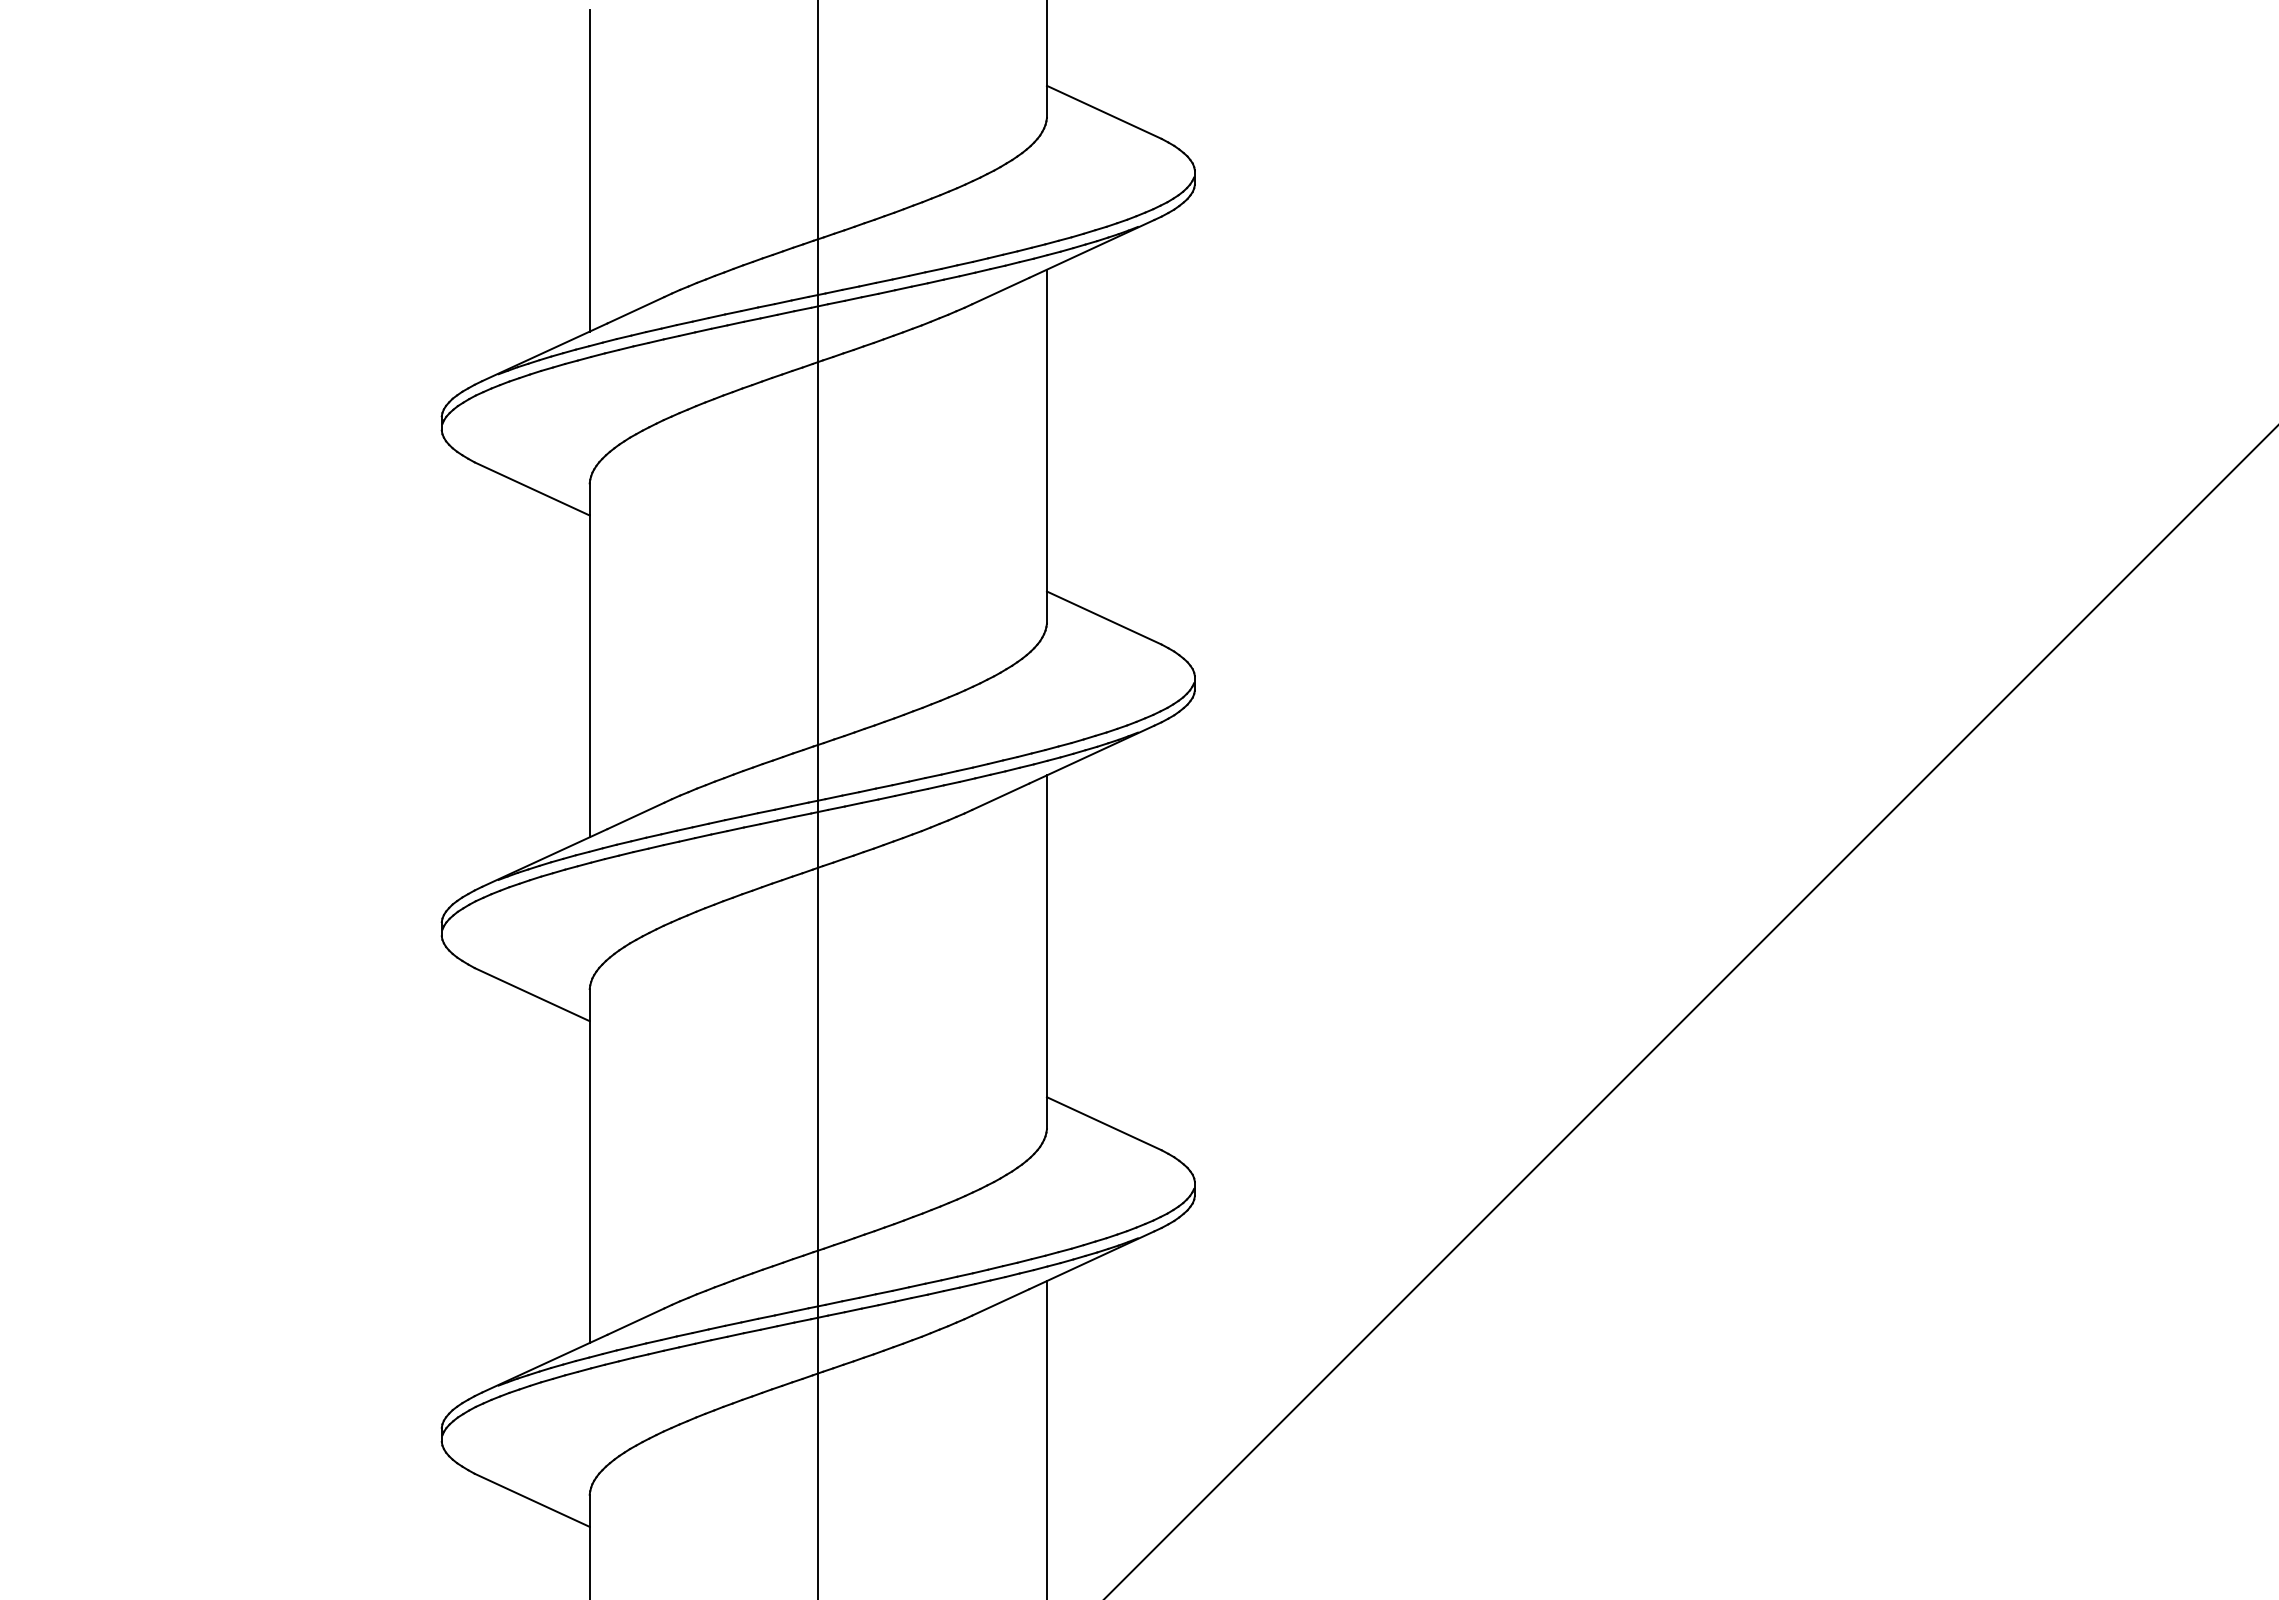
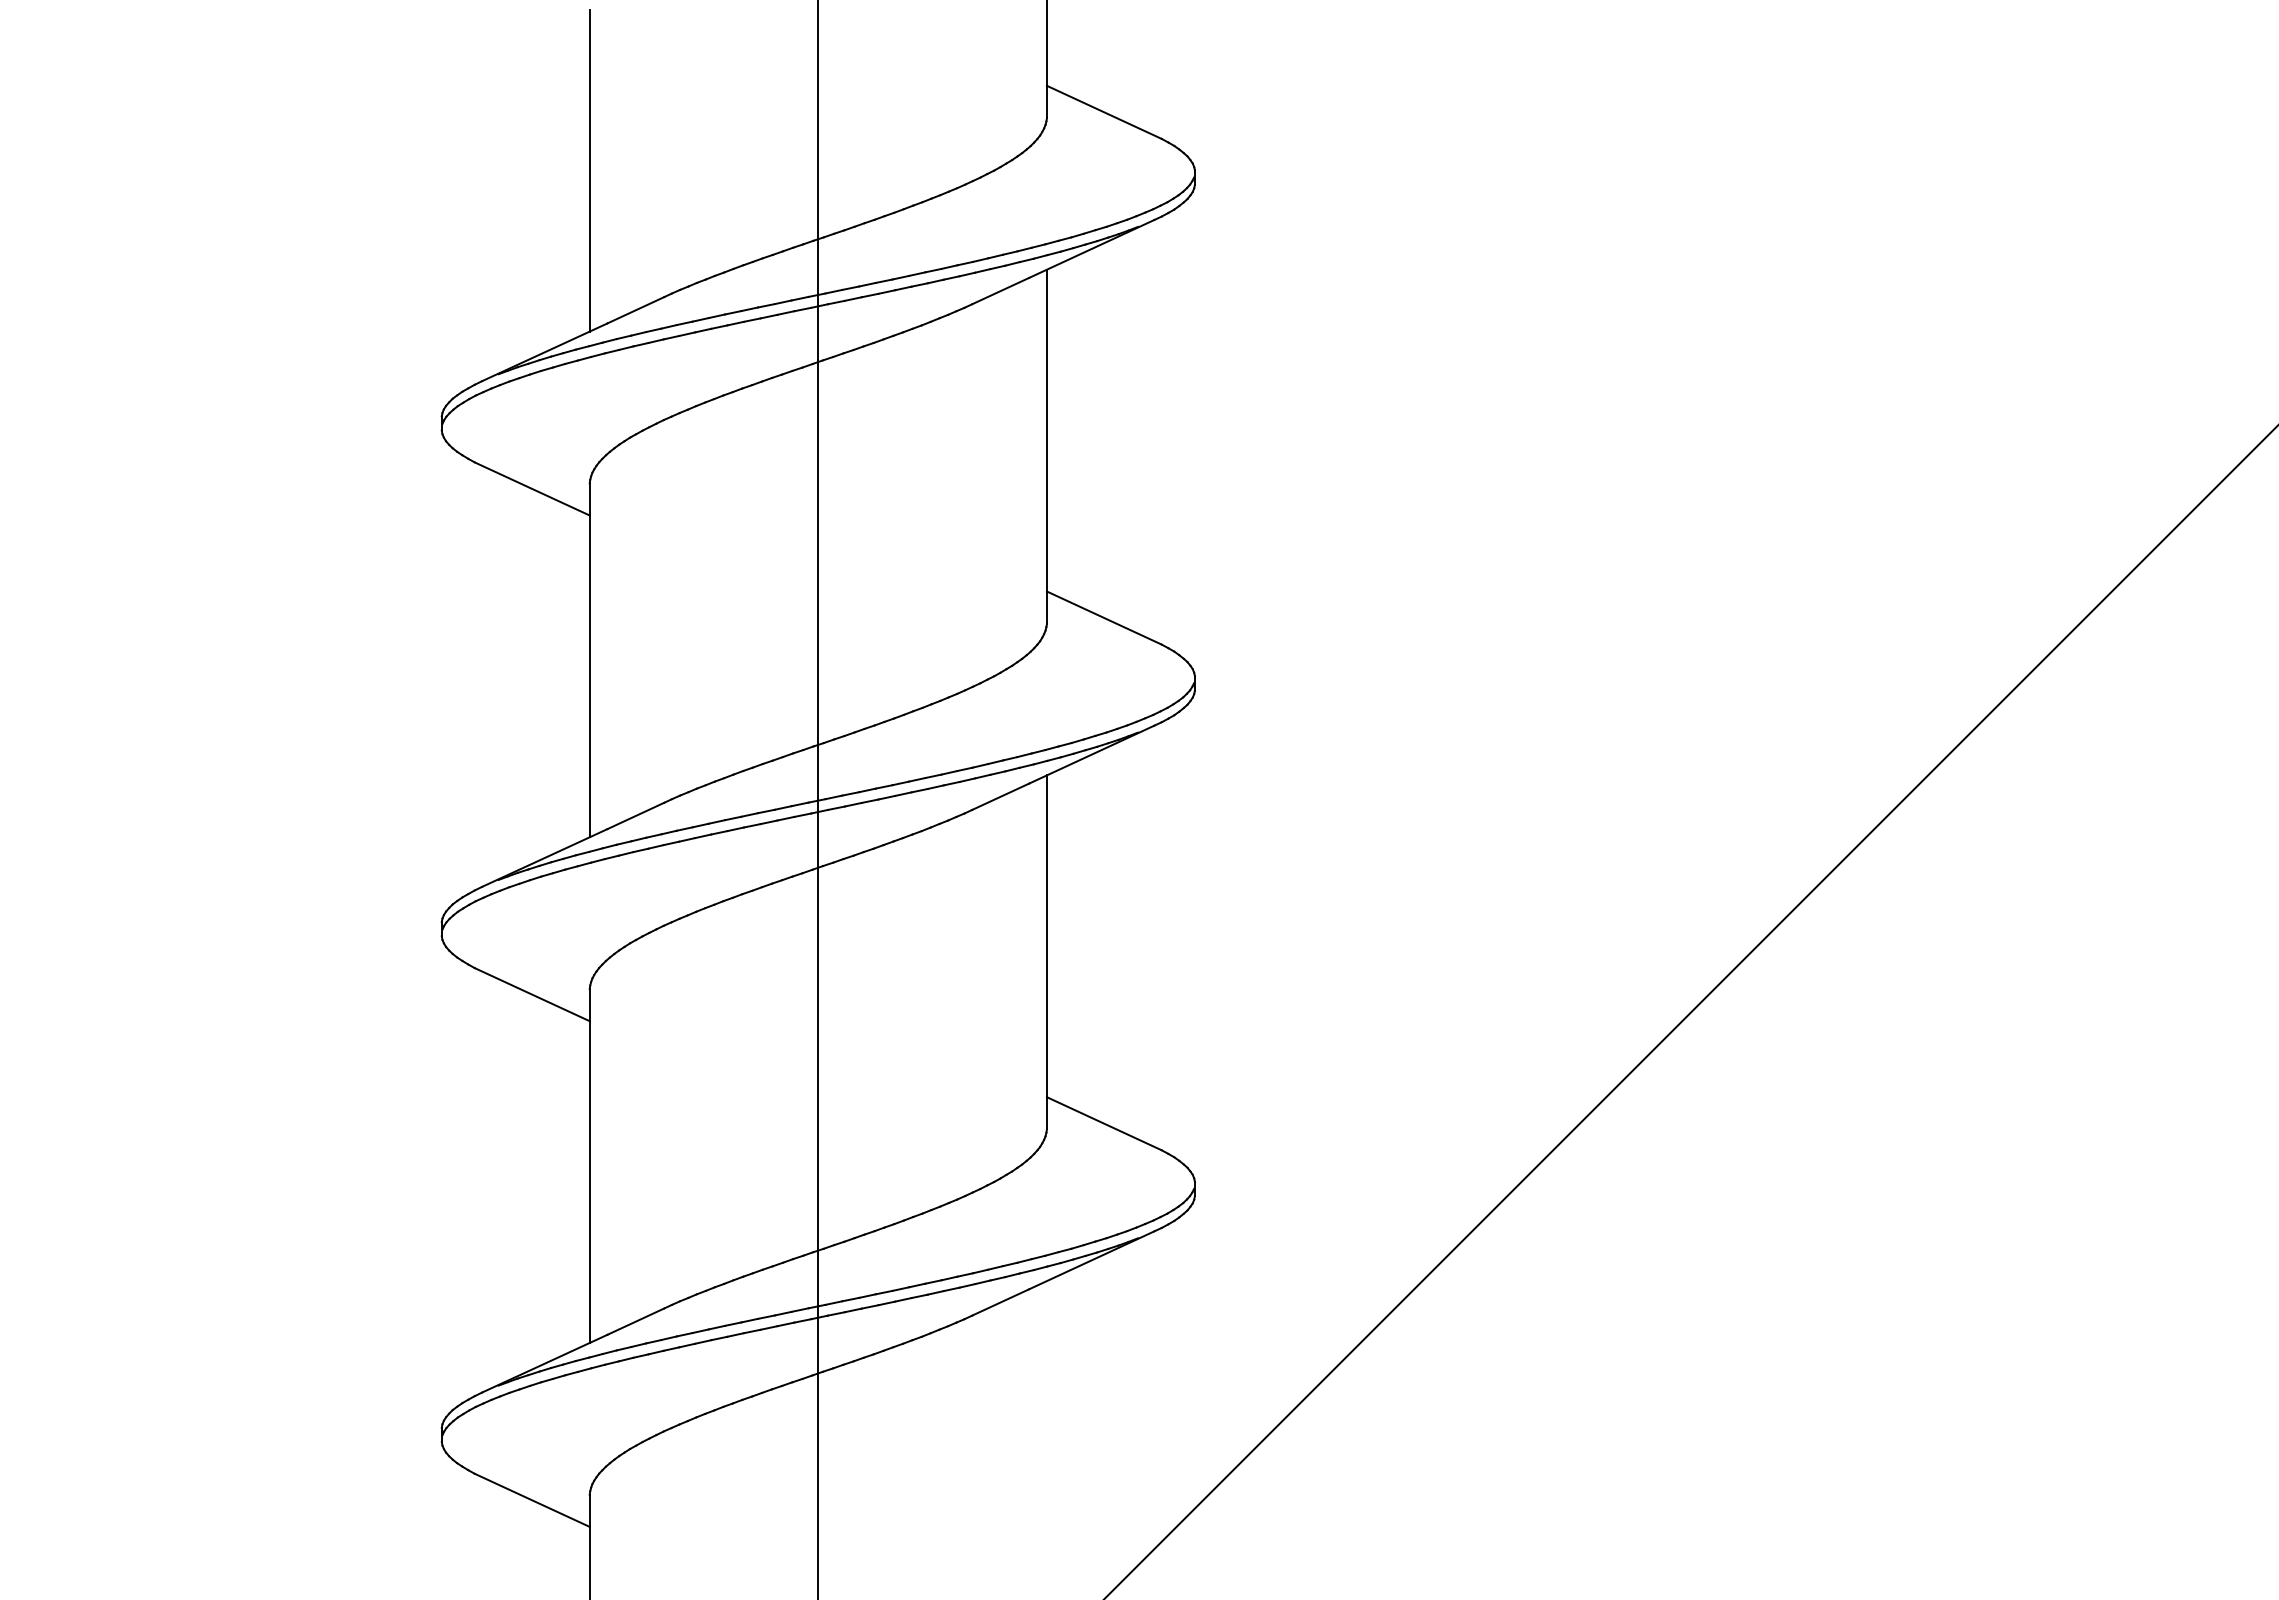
line: present -> none (1046, 1438)
